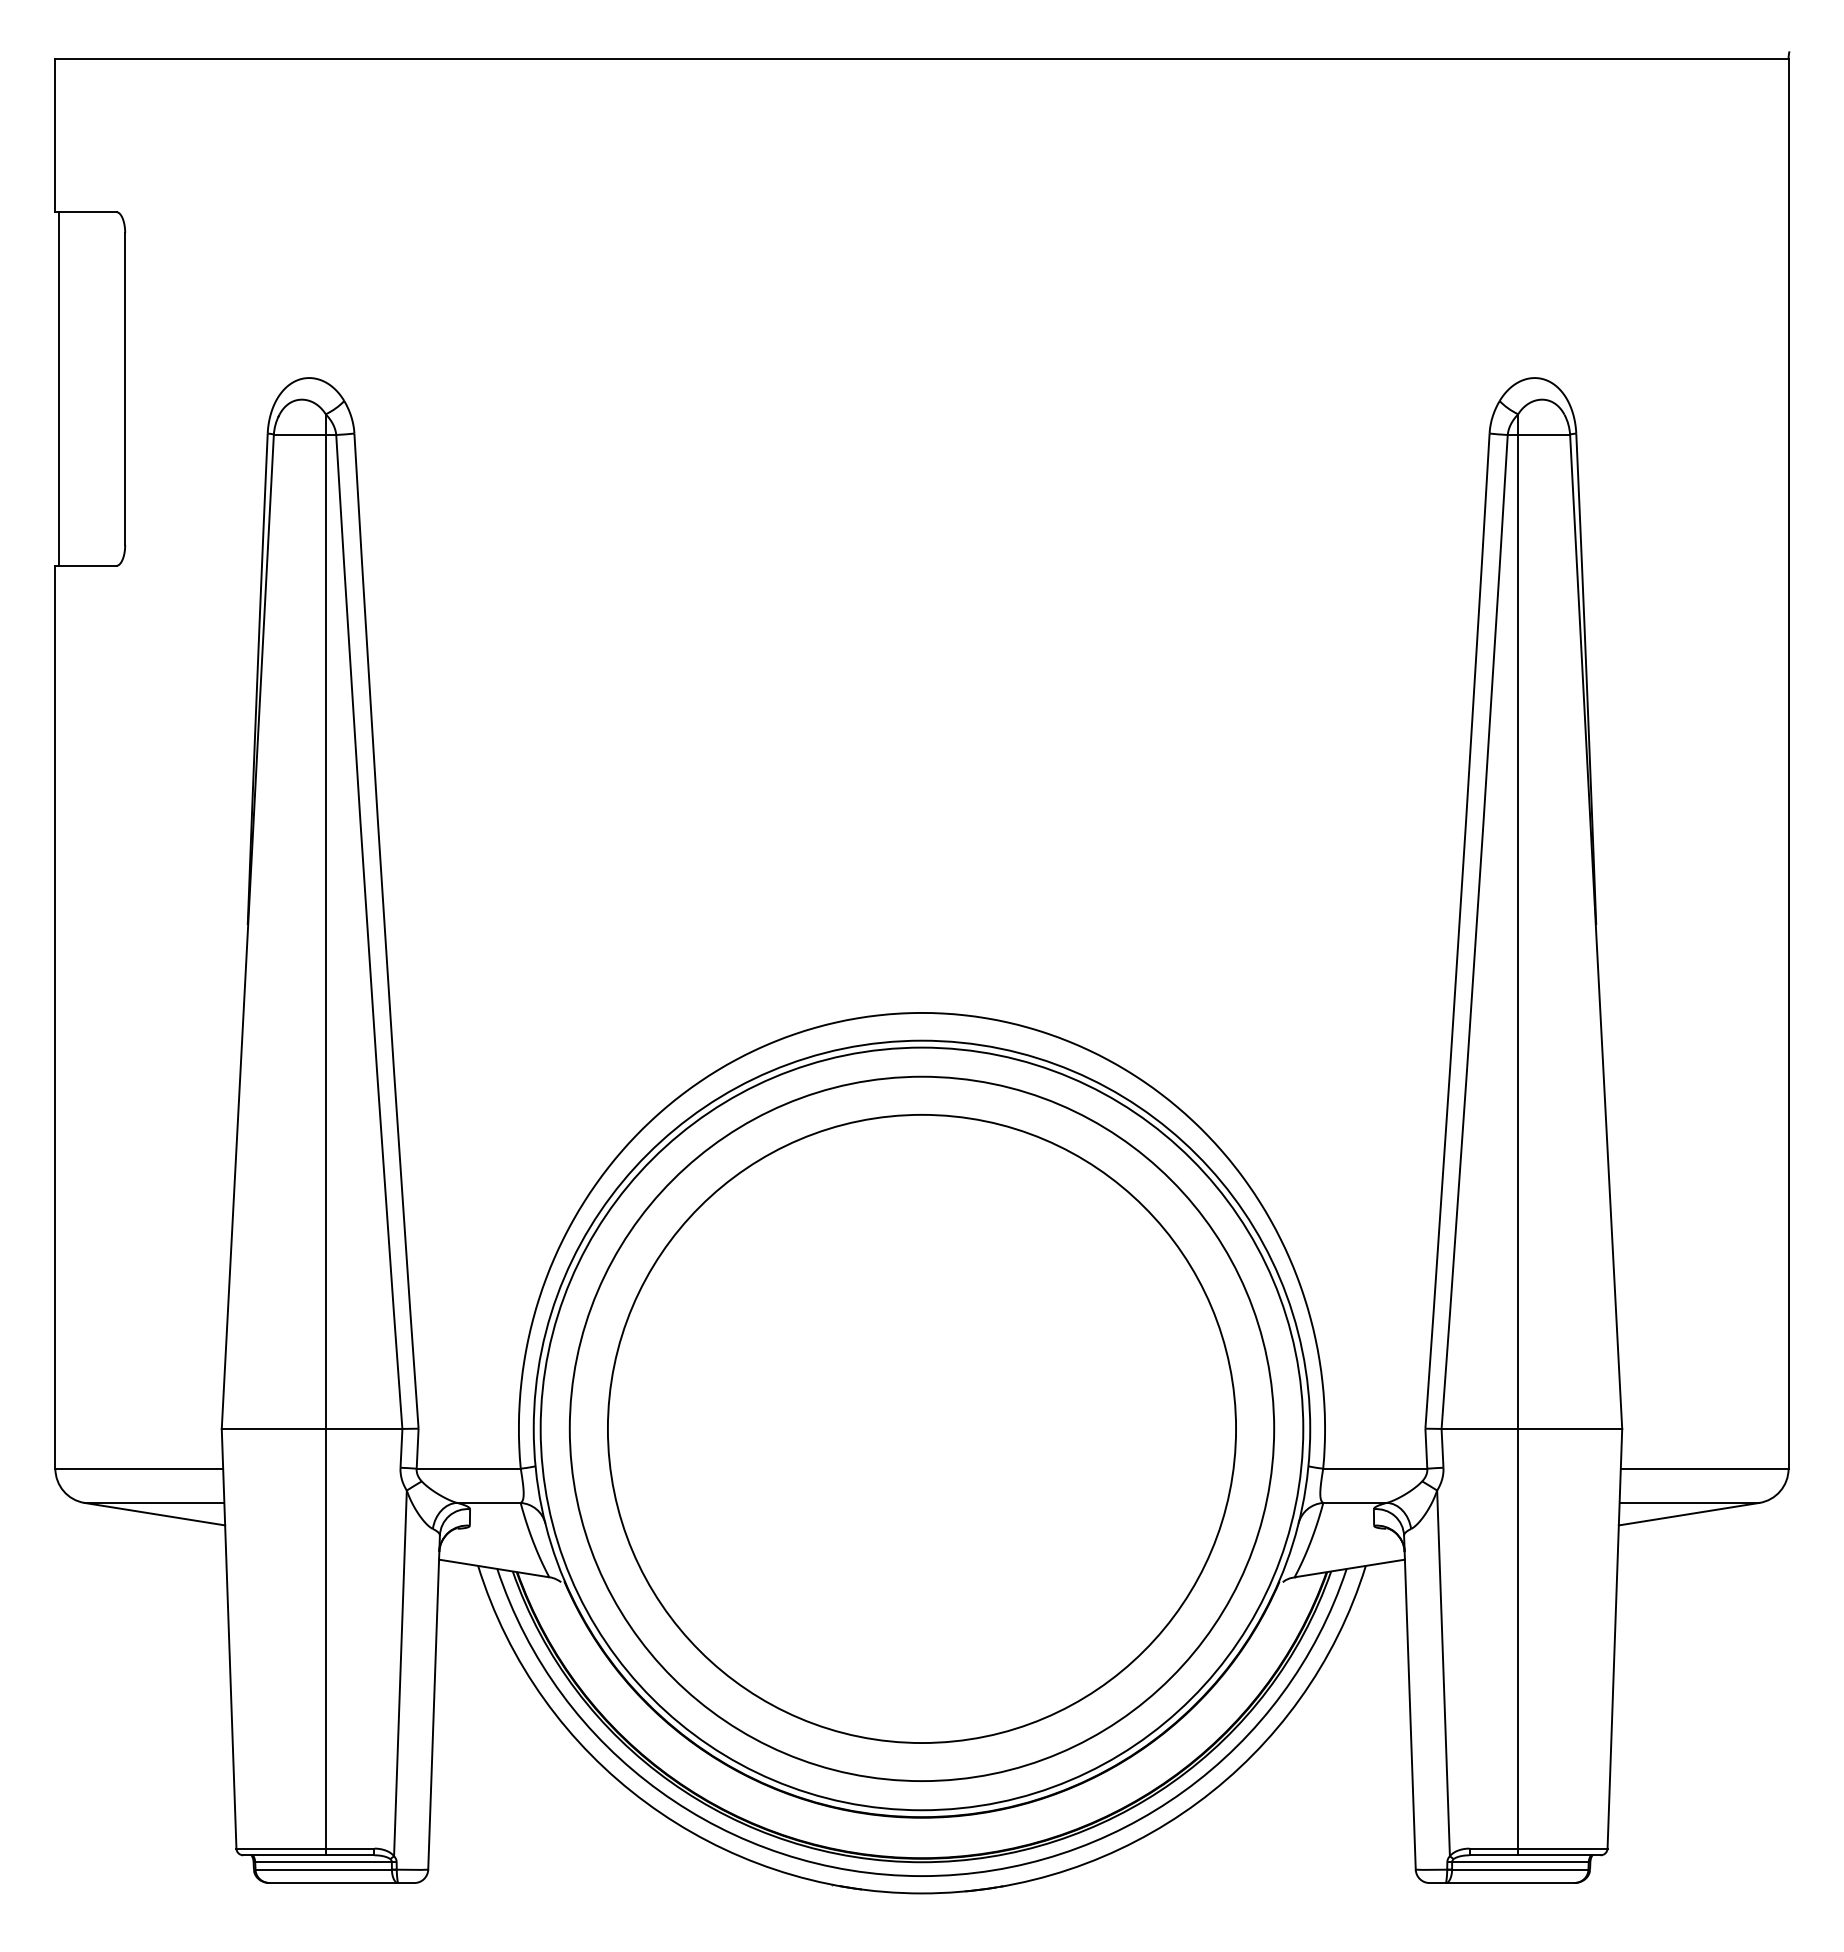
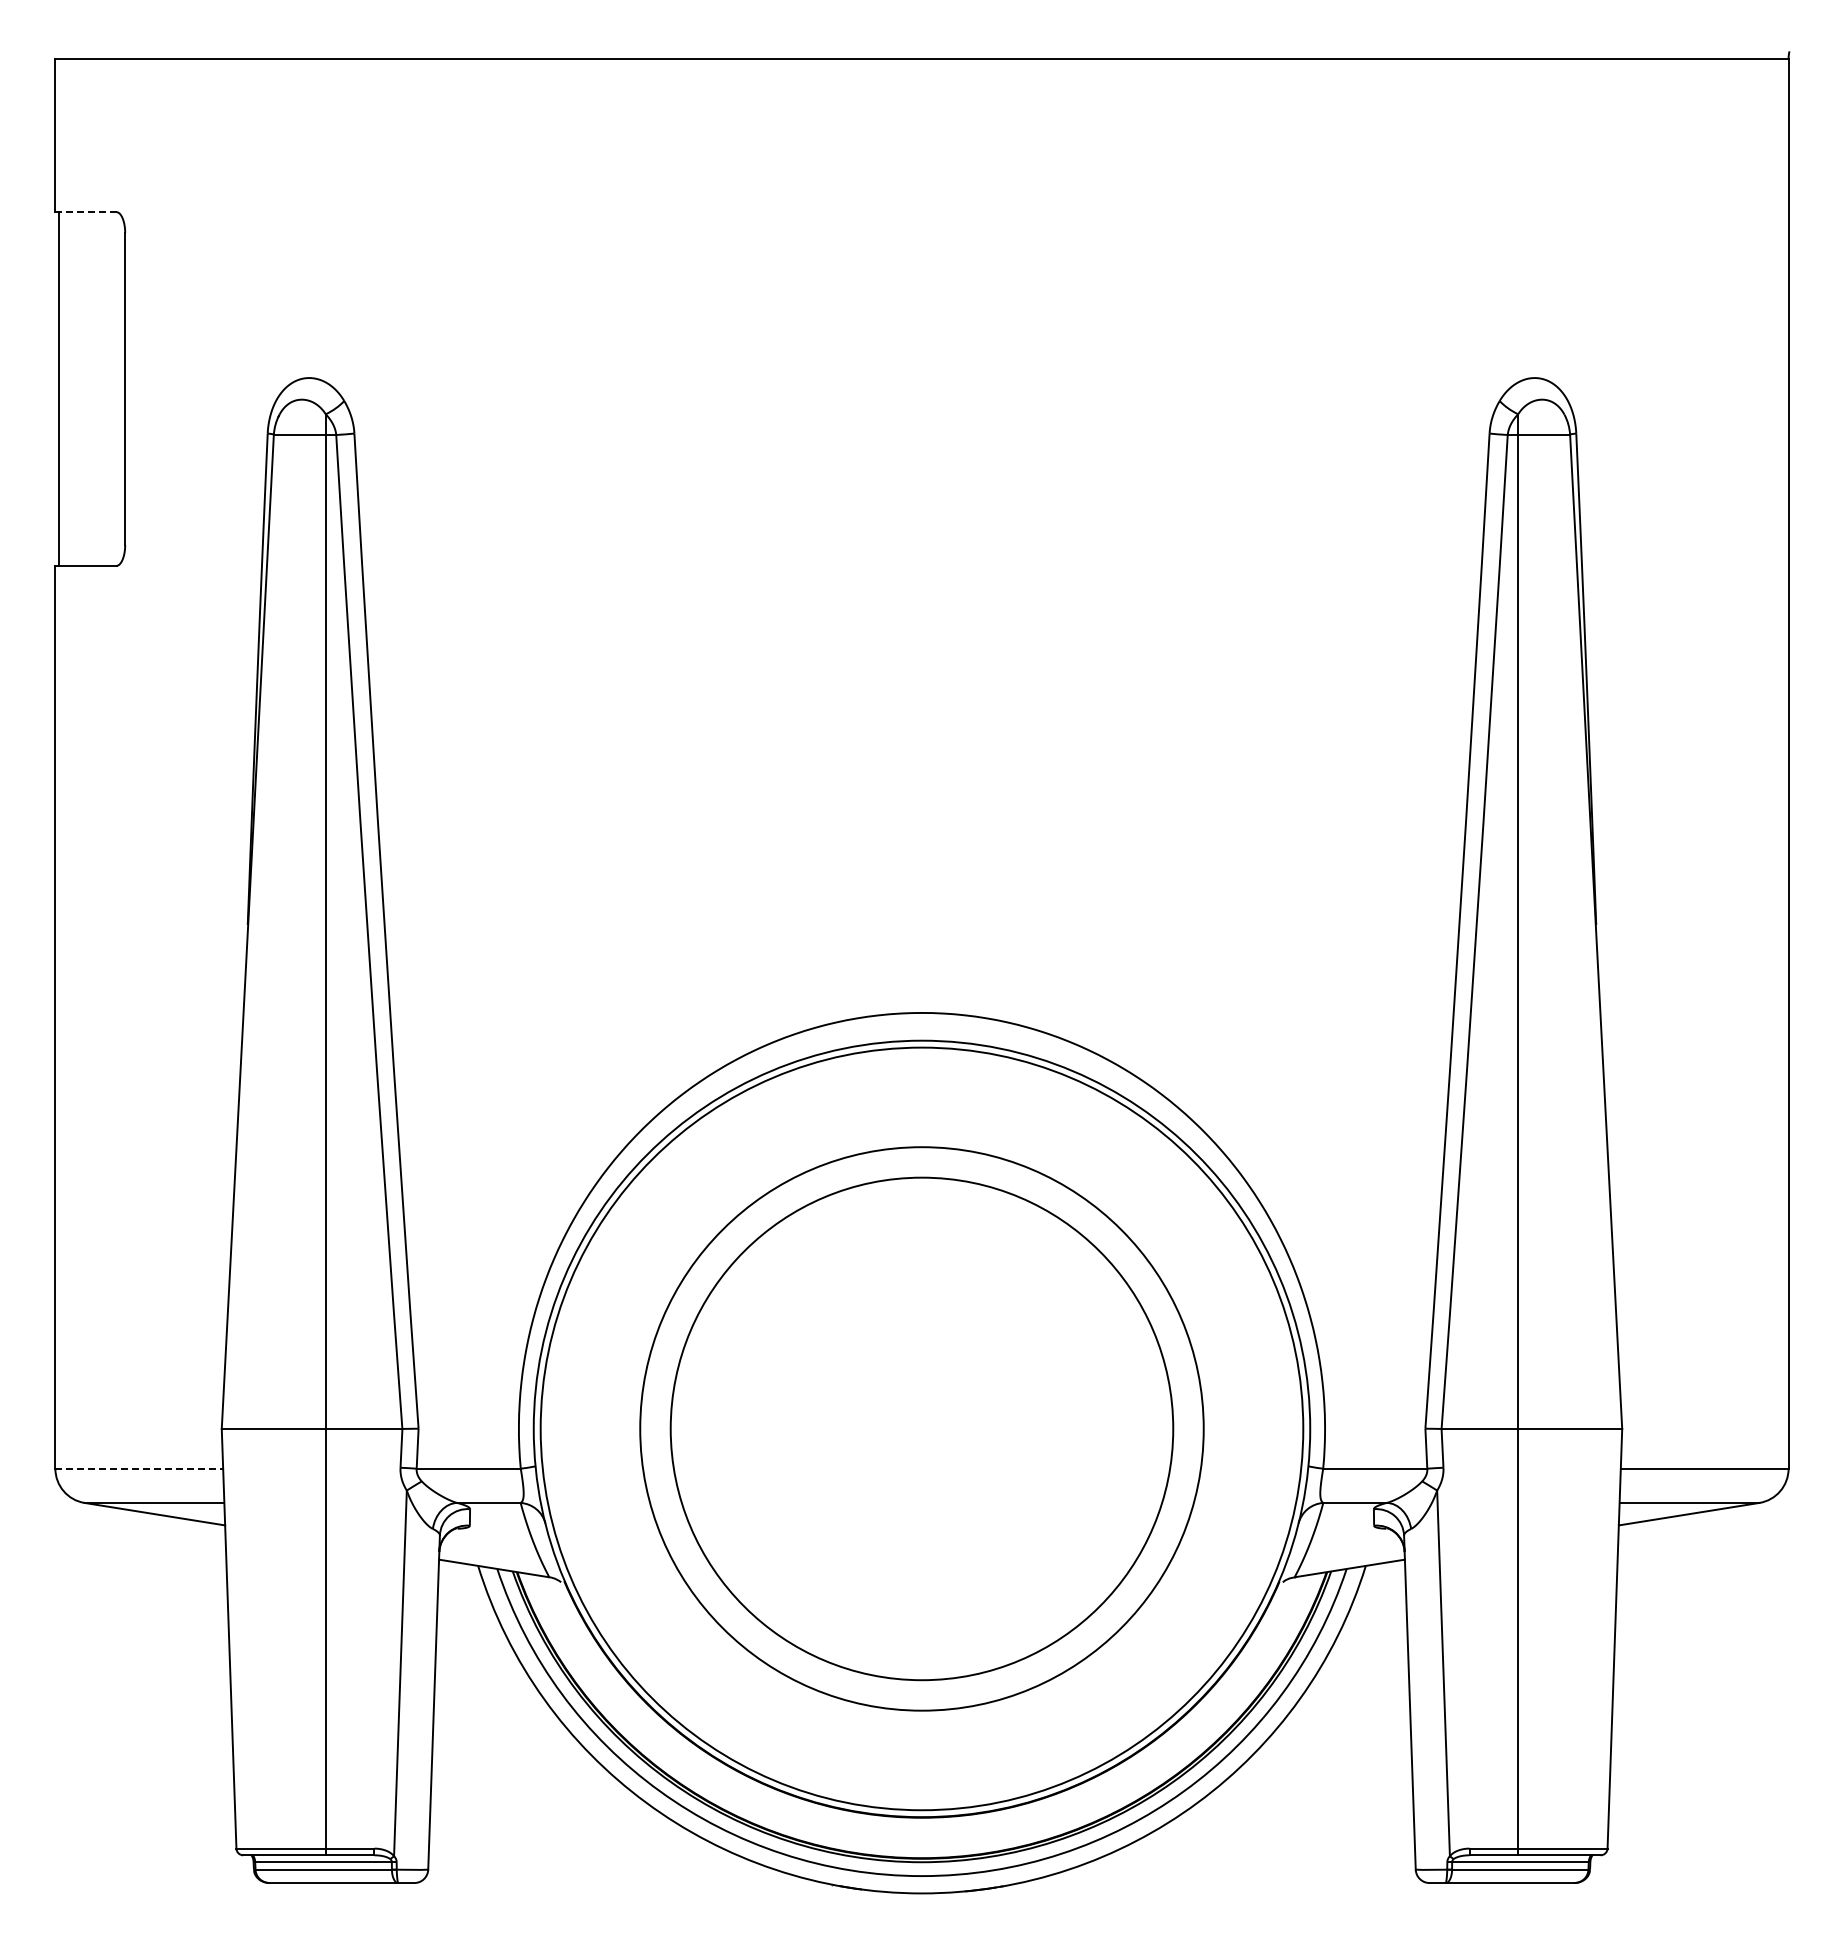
line: solid -> dashed (86, 212)
circle diameter: 628 px -> 503 px (921, 1428)
circle diameter: 704 px -> 563 px (921, 1428)
line: solid -> dashed (139, 1468)
